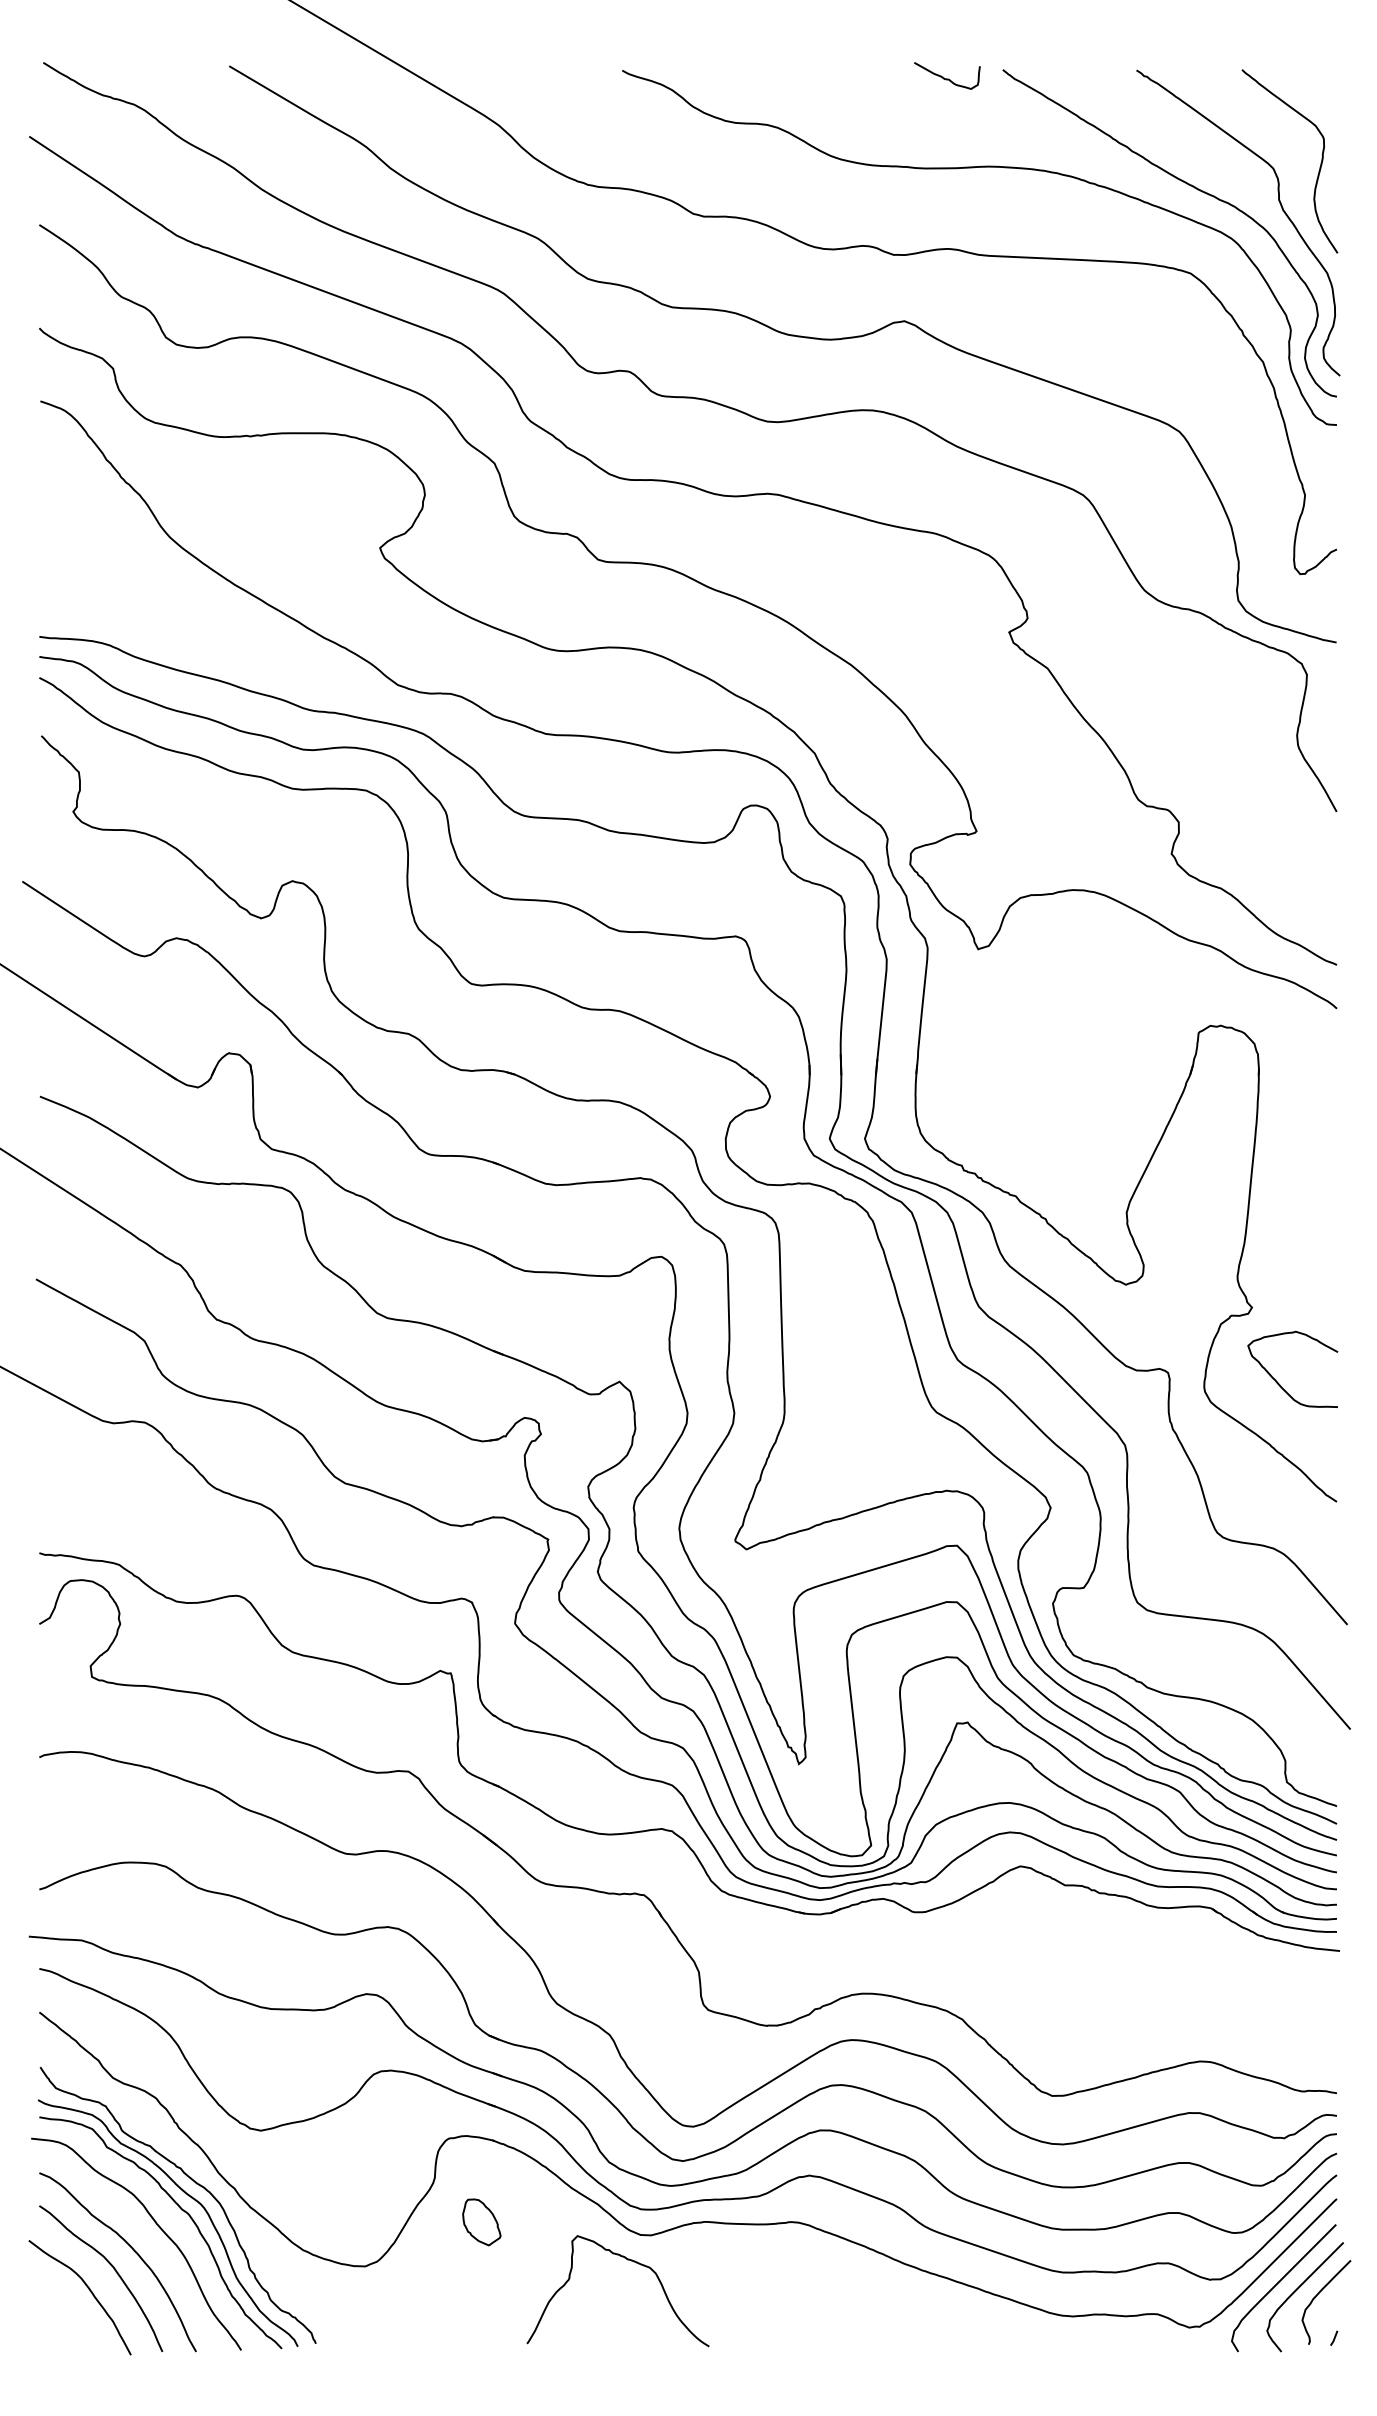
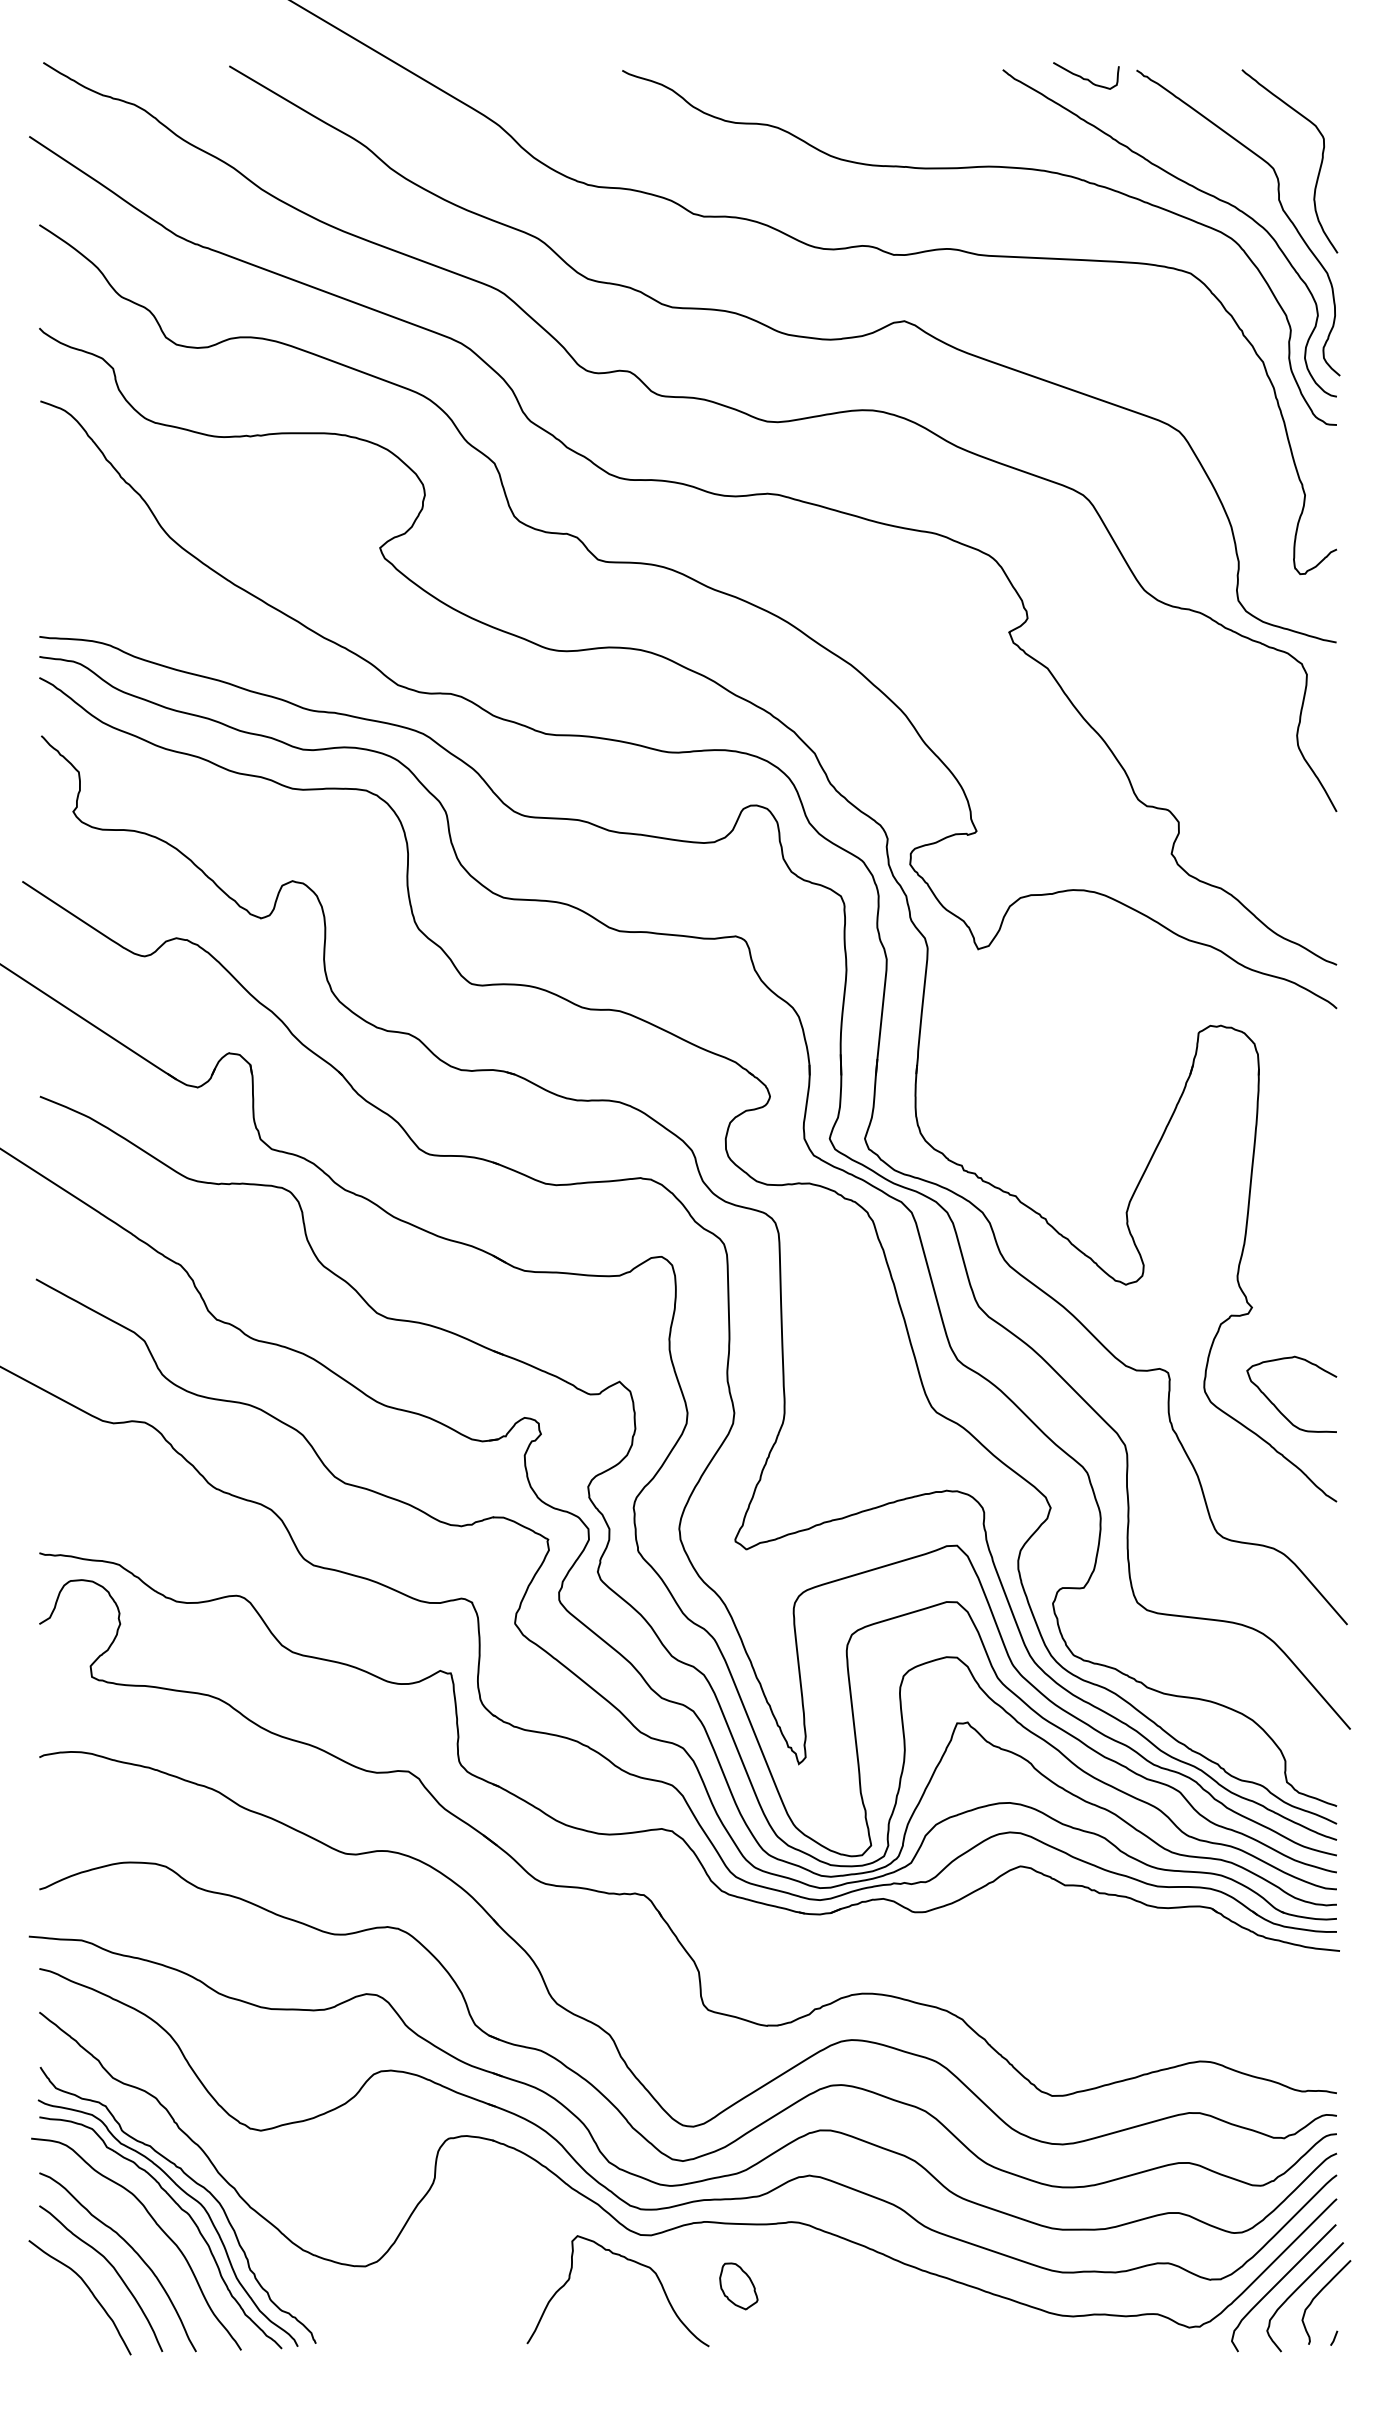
curve position: (947, 78) -> (1086, 78) (1086, 78)
curve position: (1278, 1382) -> (1277, 1407) (1277, 1407)
part position: (481, 2222) -> (738, 2286) (738, 2286)
